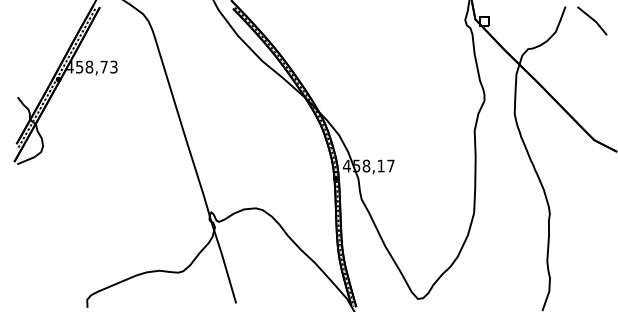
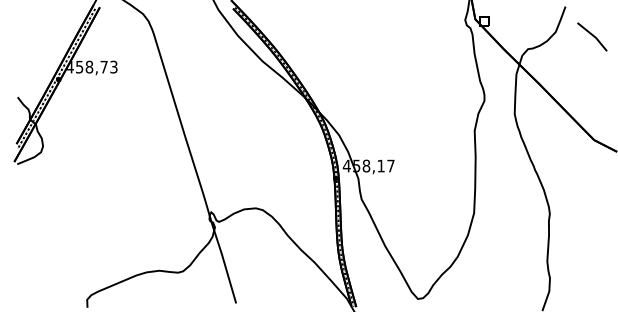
line position: (592, 20) -> (592, 36) (592, 36)
